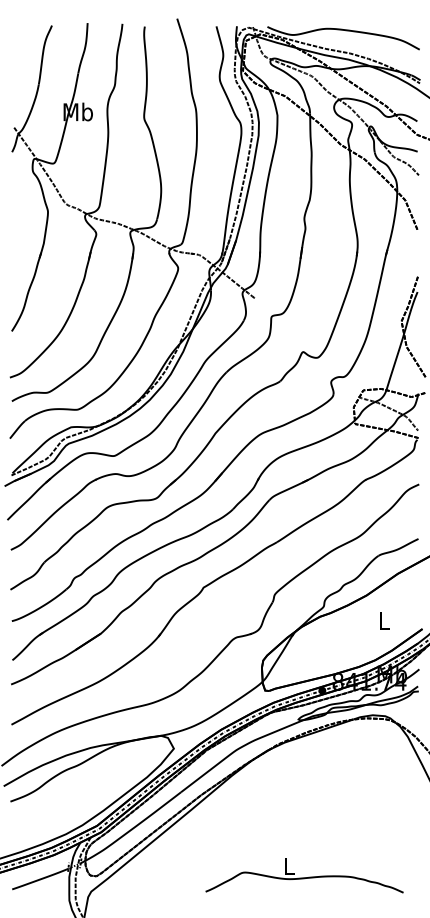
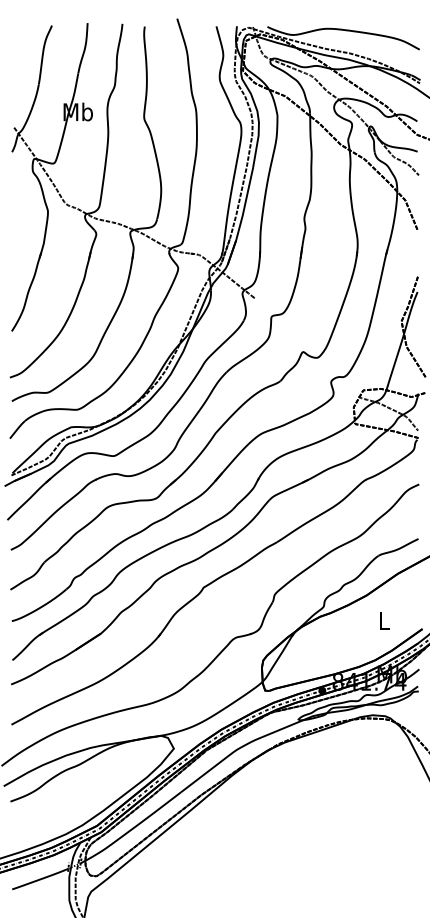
part: present -> none (304, 875)
